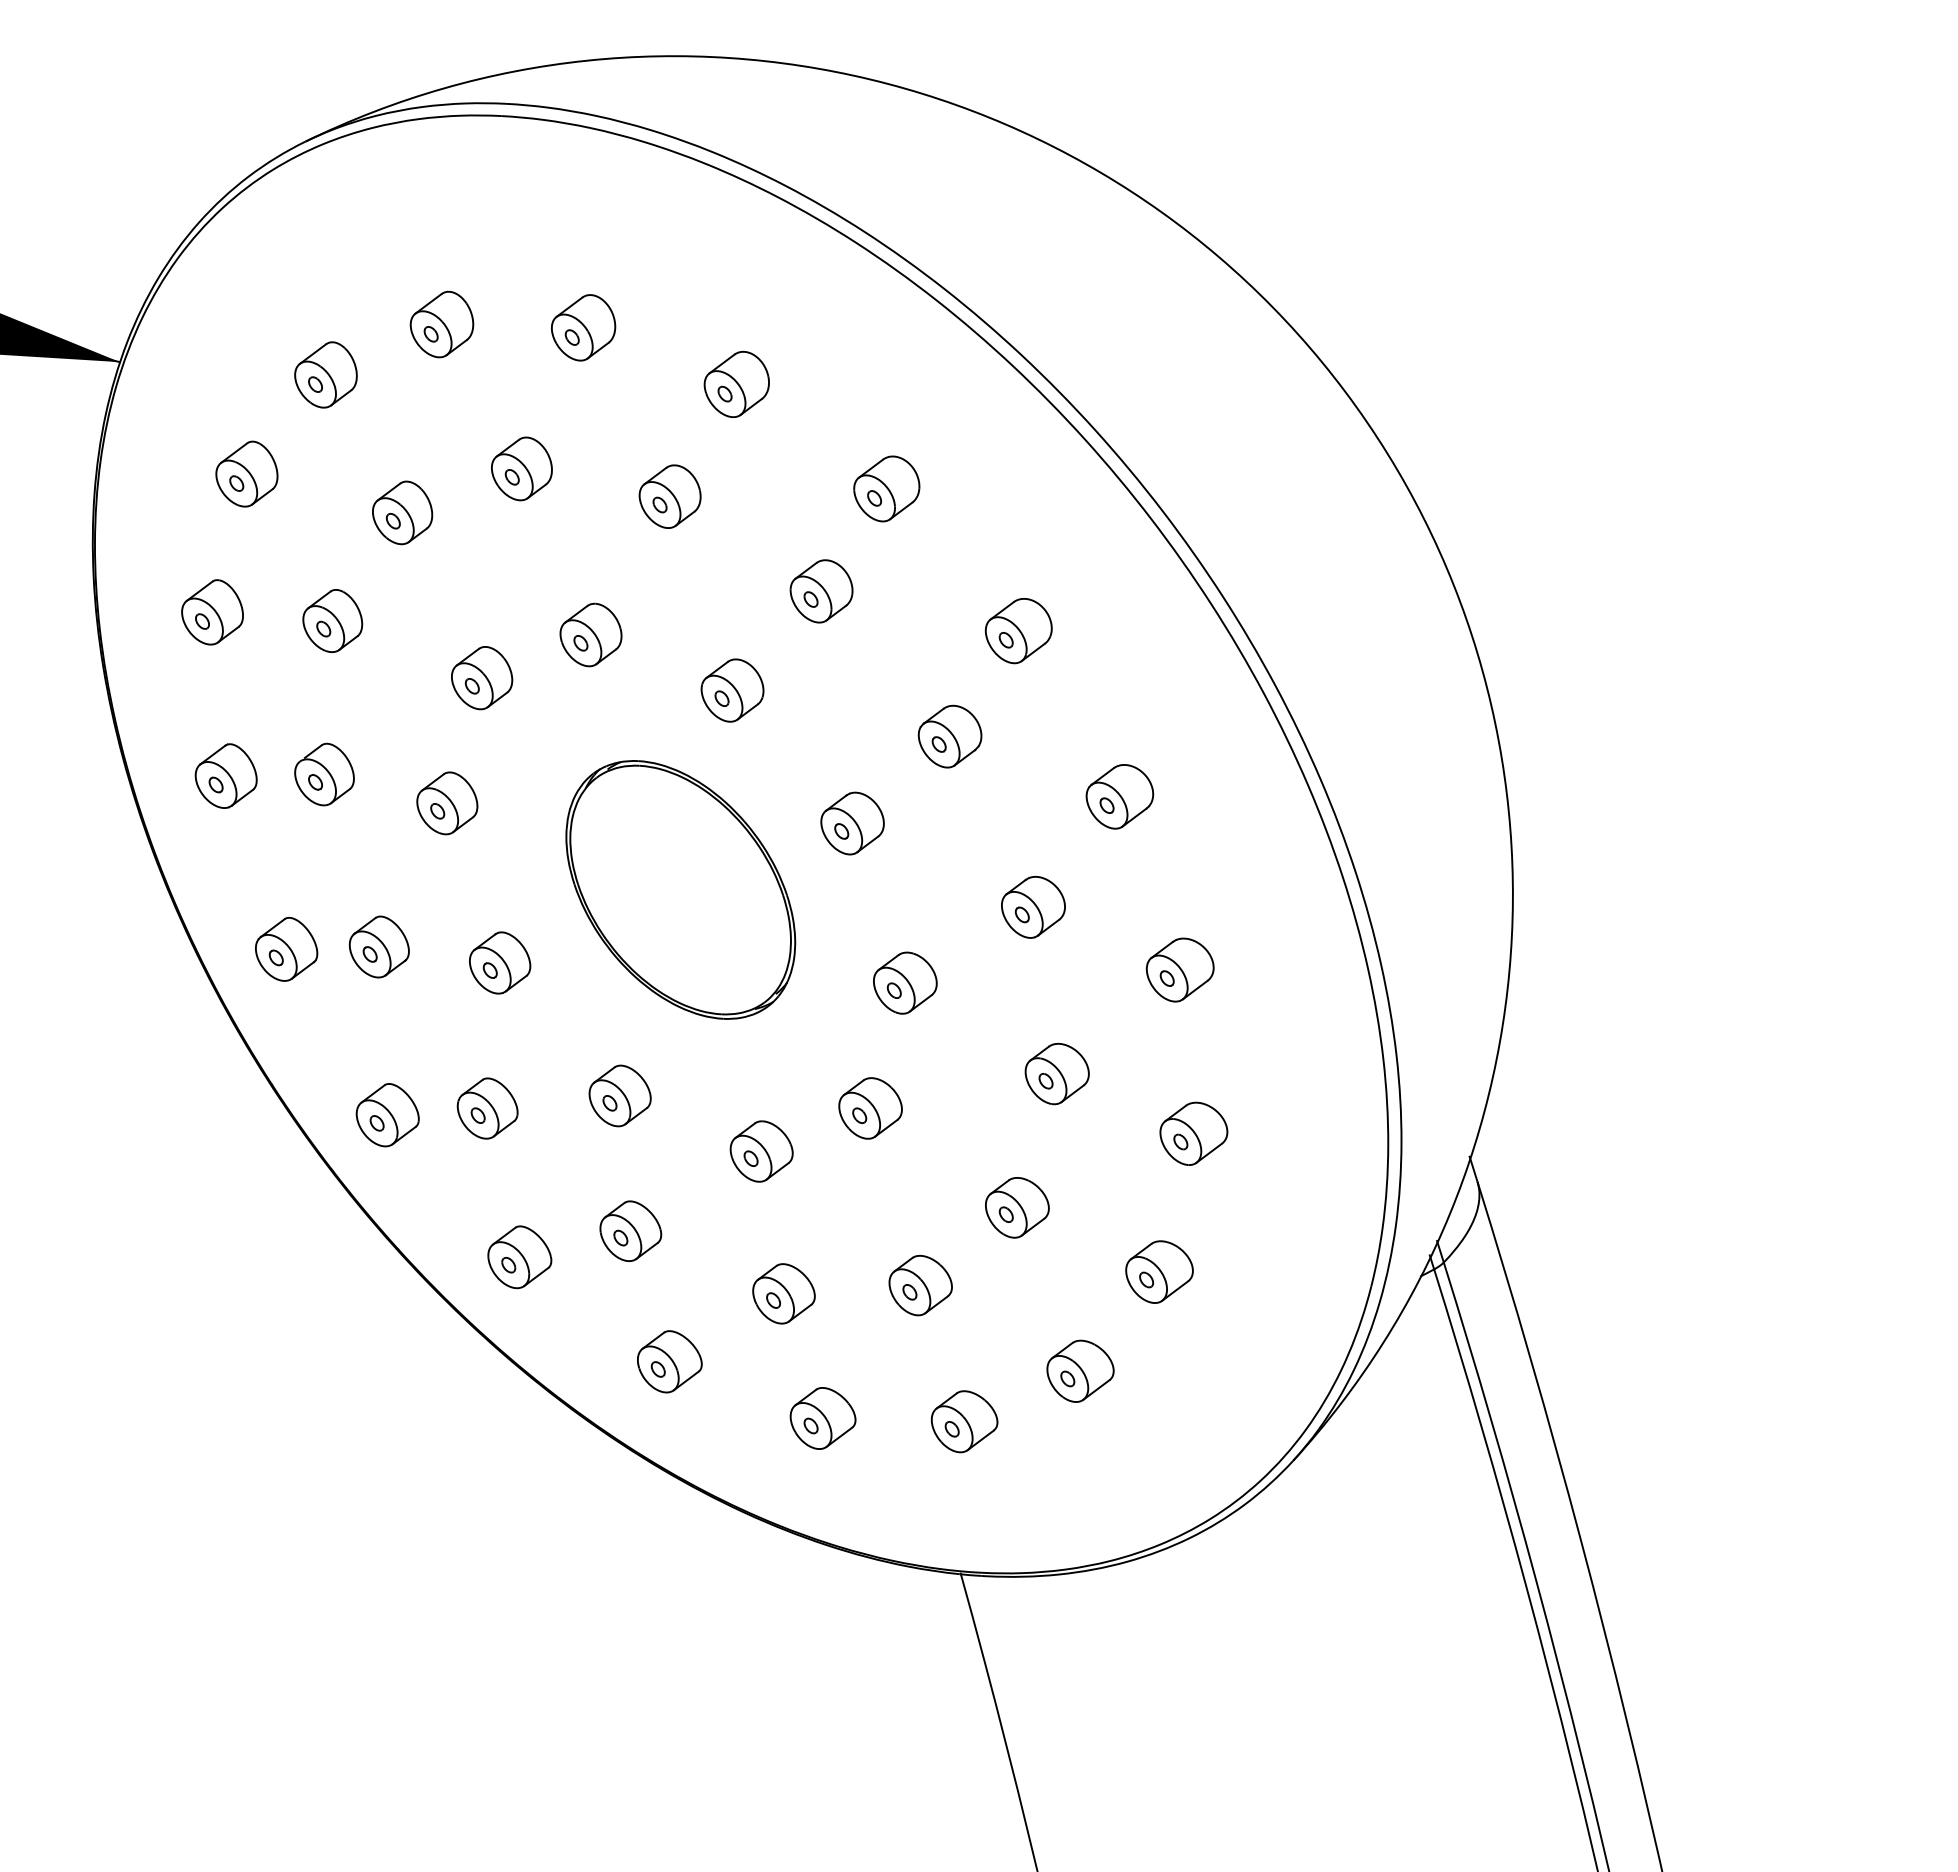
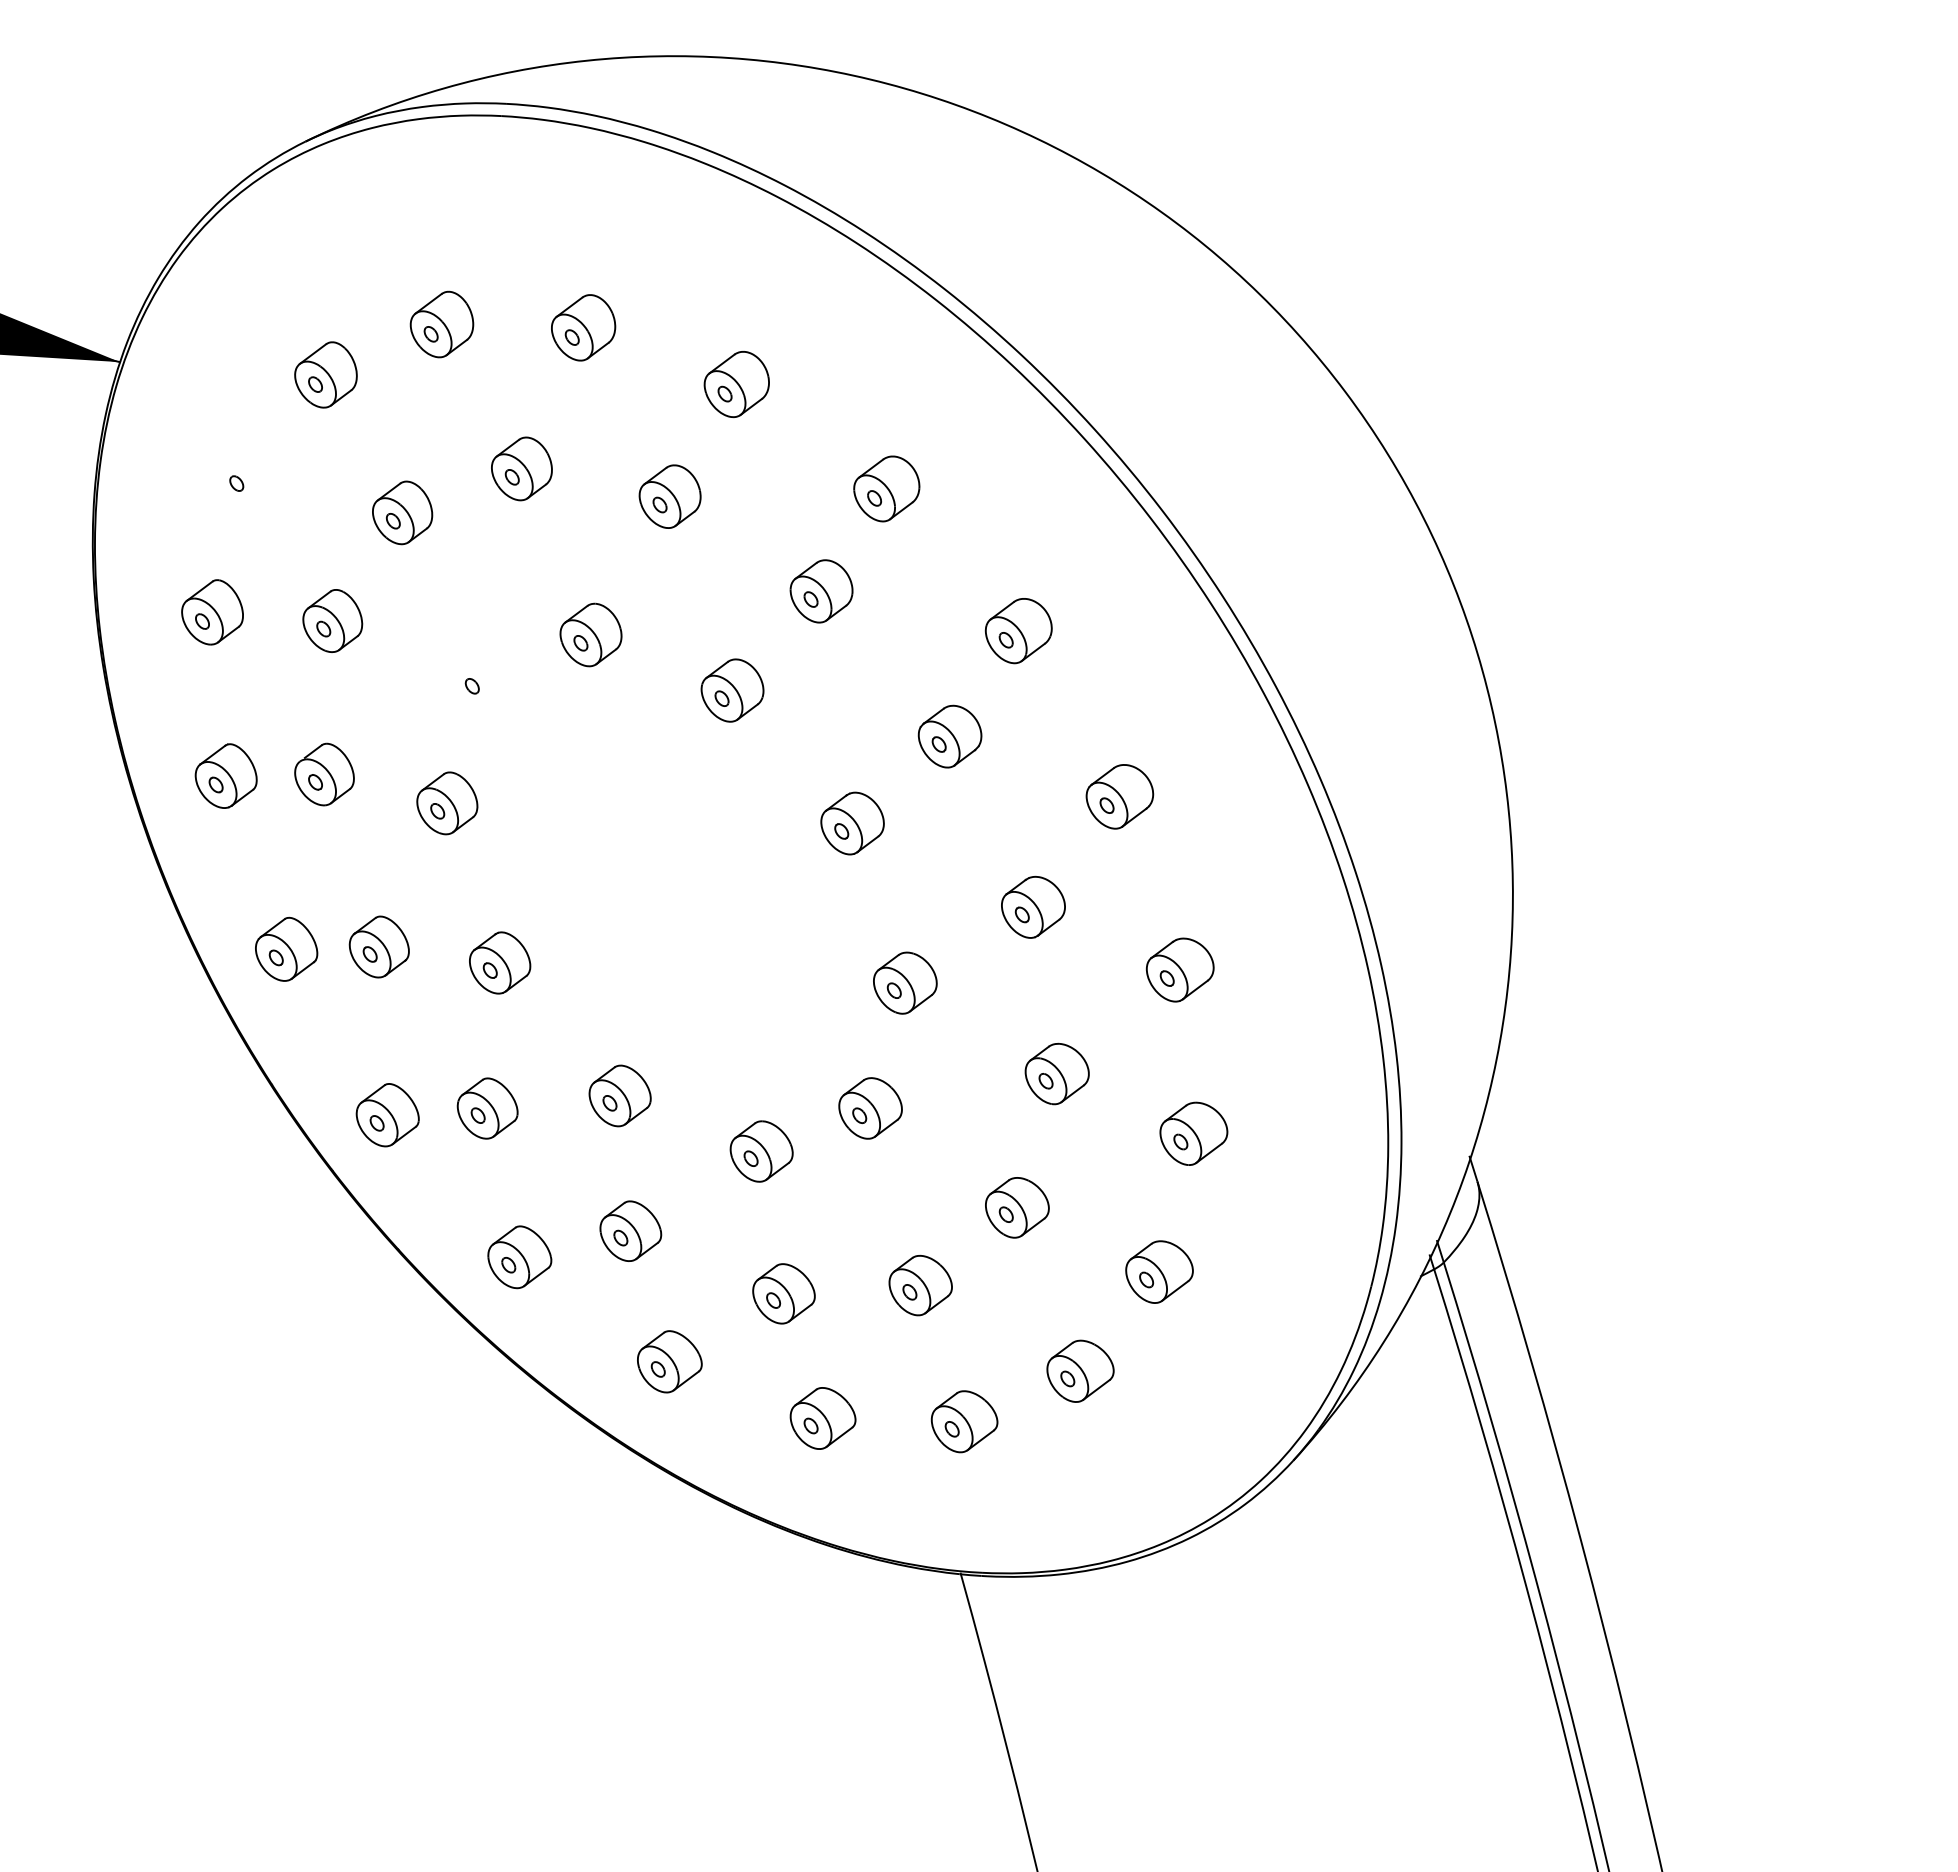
part: present -> none (246, 473)
part: present -> none (482, 678)
part: present -> none (680, 889)
